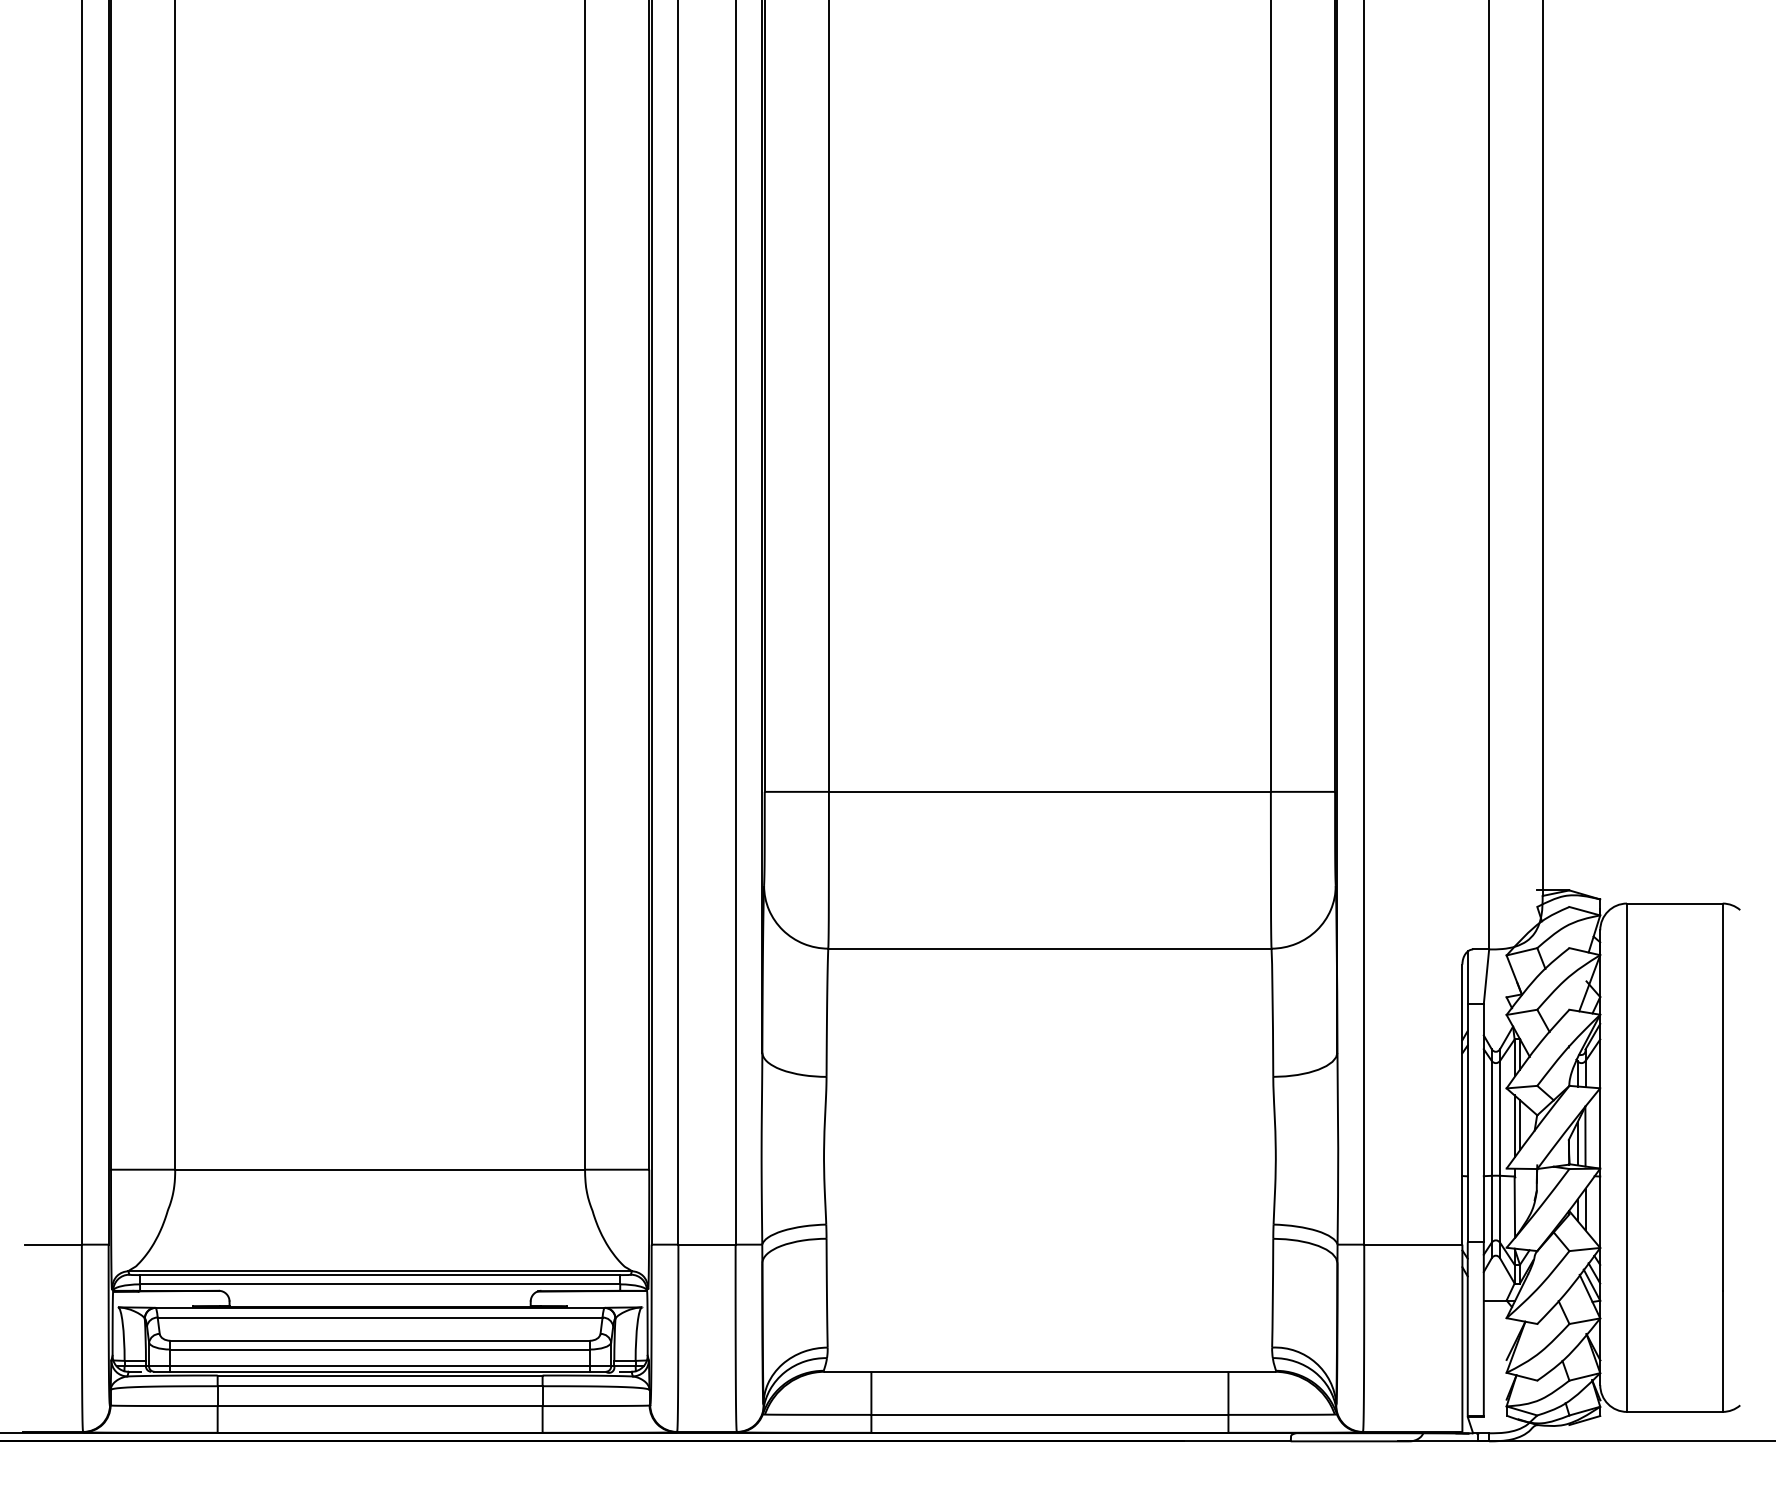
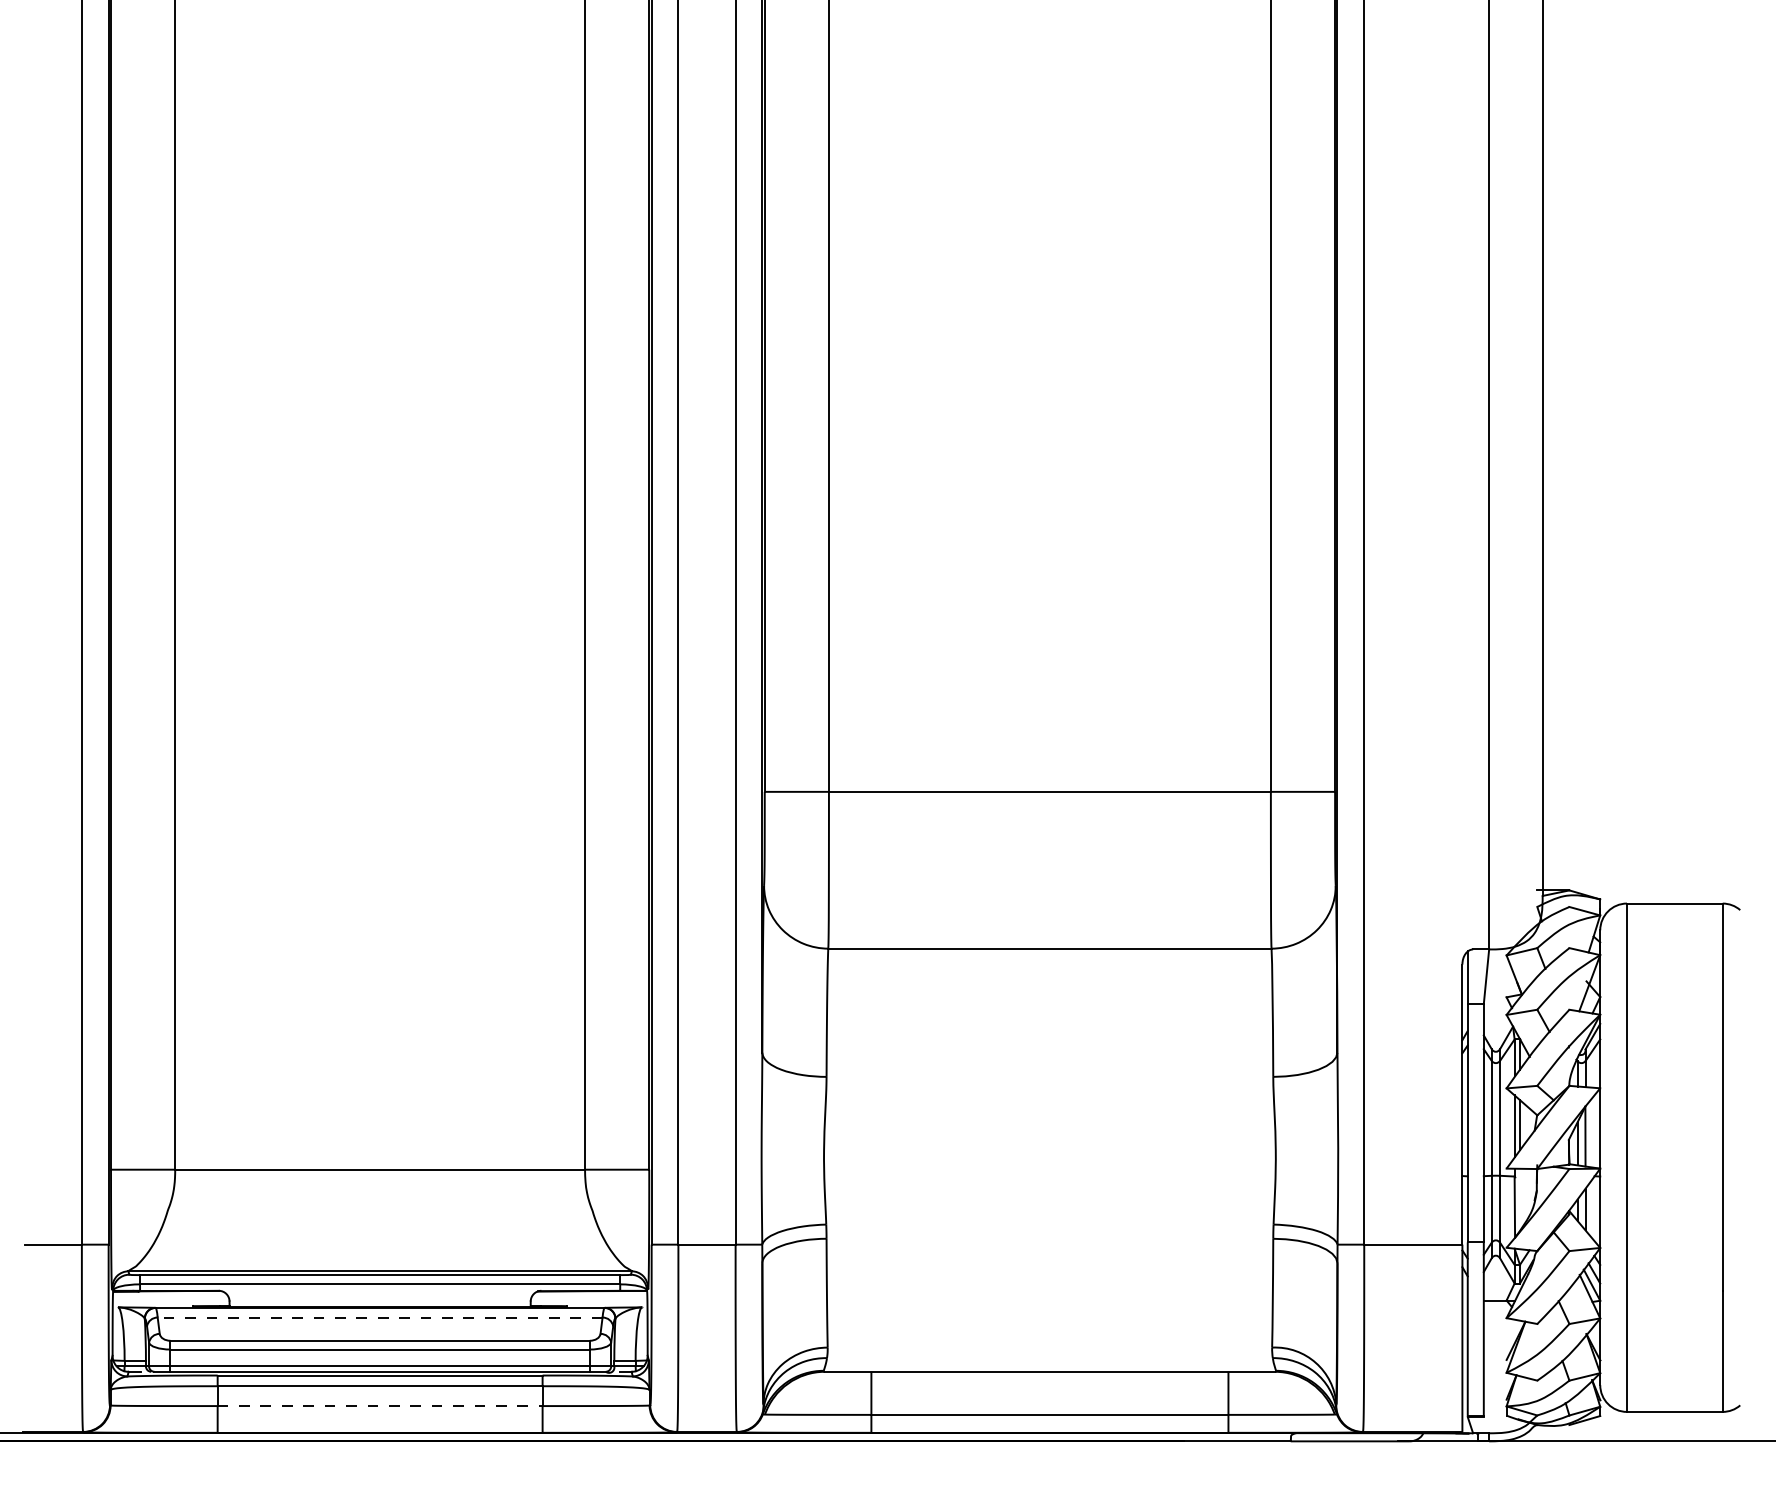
line: solid -> dashed (379, 1317)
line: solid -> dashed (380, 1406)
